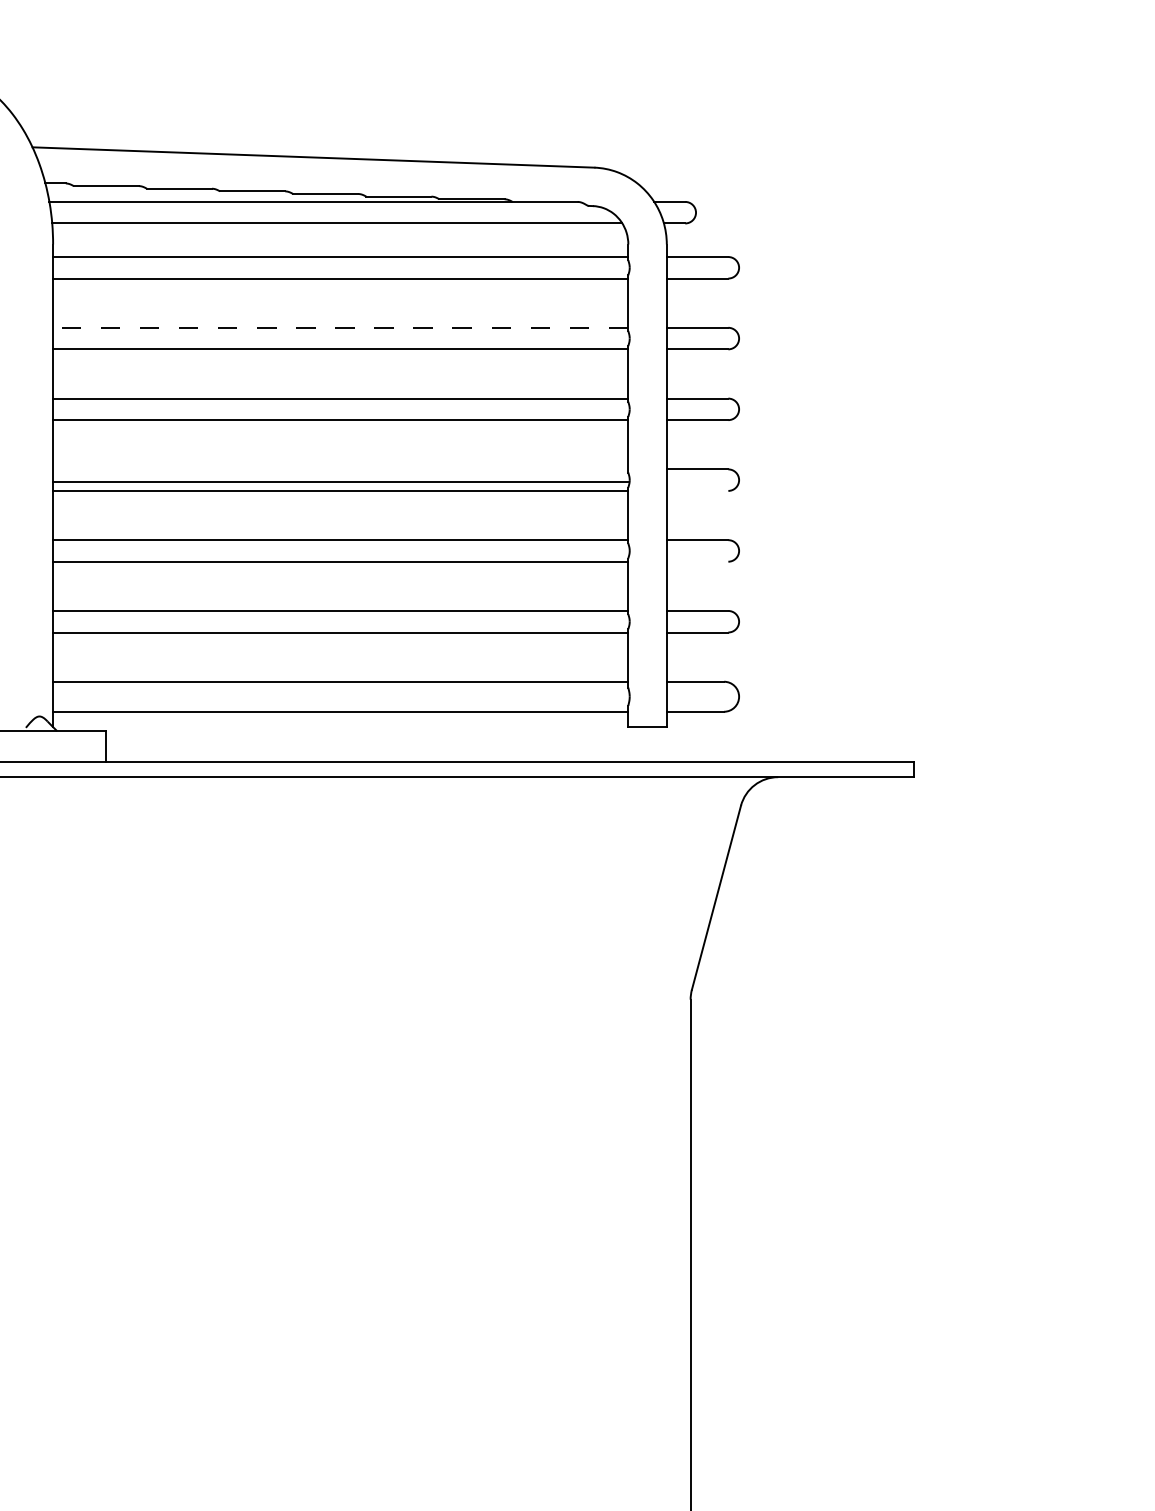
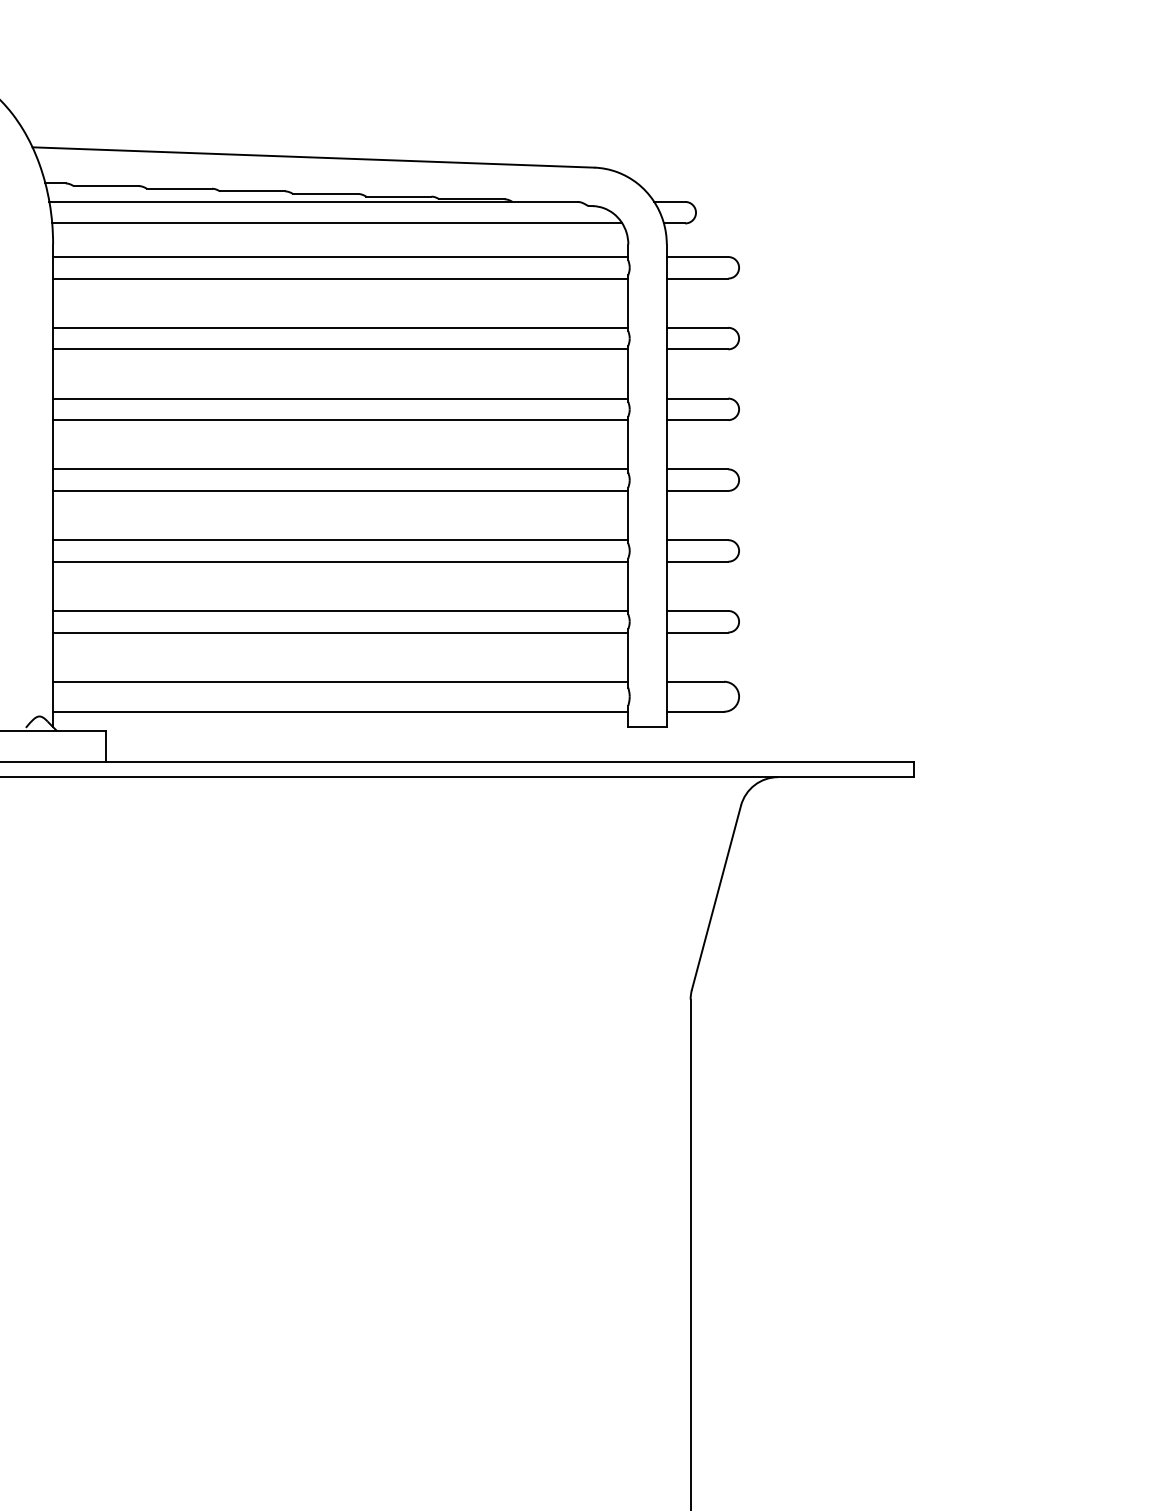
line: dashed -> solid (340, 327)
line position: (340, 482) -> (340, 469) (340, 469)
line: none -> present (697, 490)
line: none -> present (697, 561)
